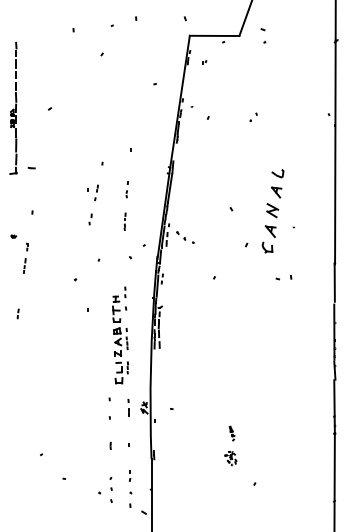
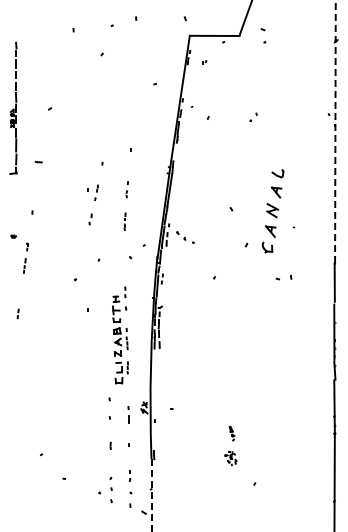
line: solid -> dashed (335, 132)
part position: (31, 167) -> (38, 161) (38, 161)
part position: (128, 407) -> (128, 414) (128, 414)
line: solid -> dashed (151, 495)
